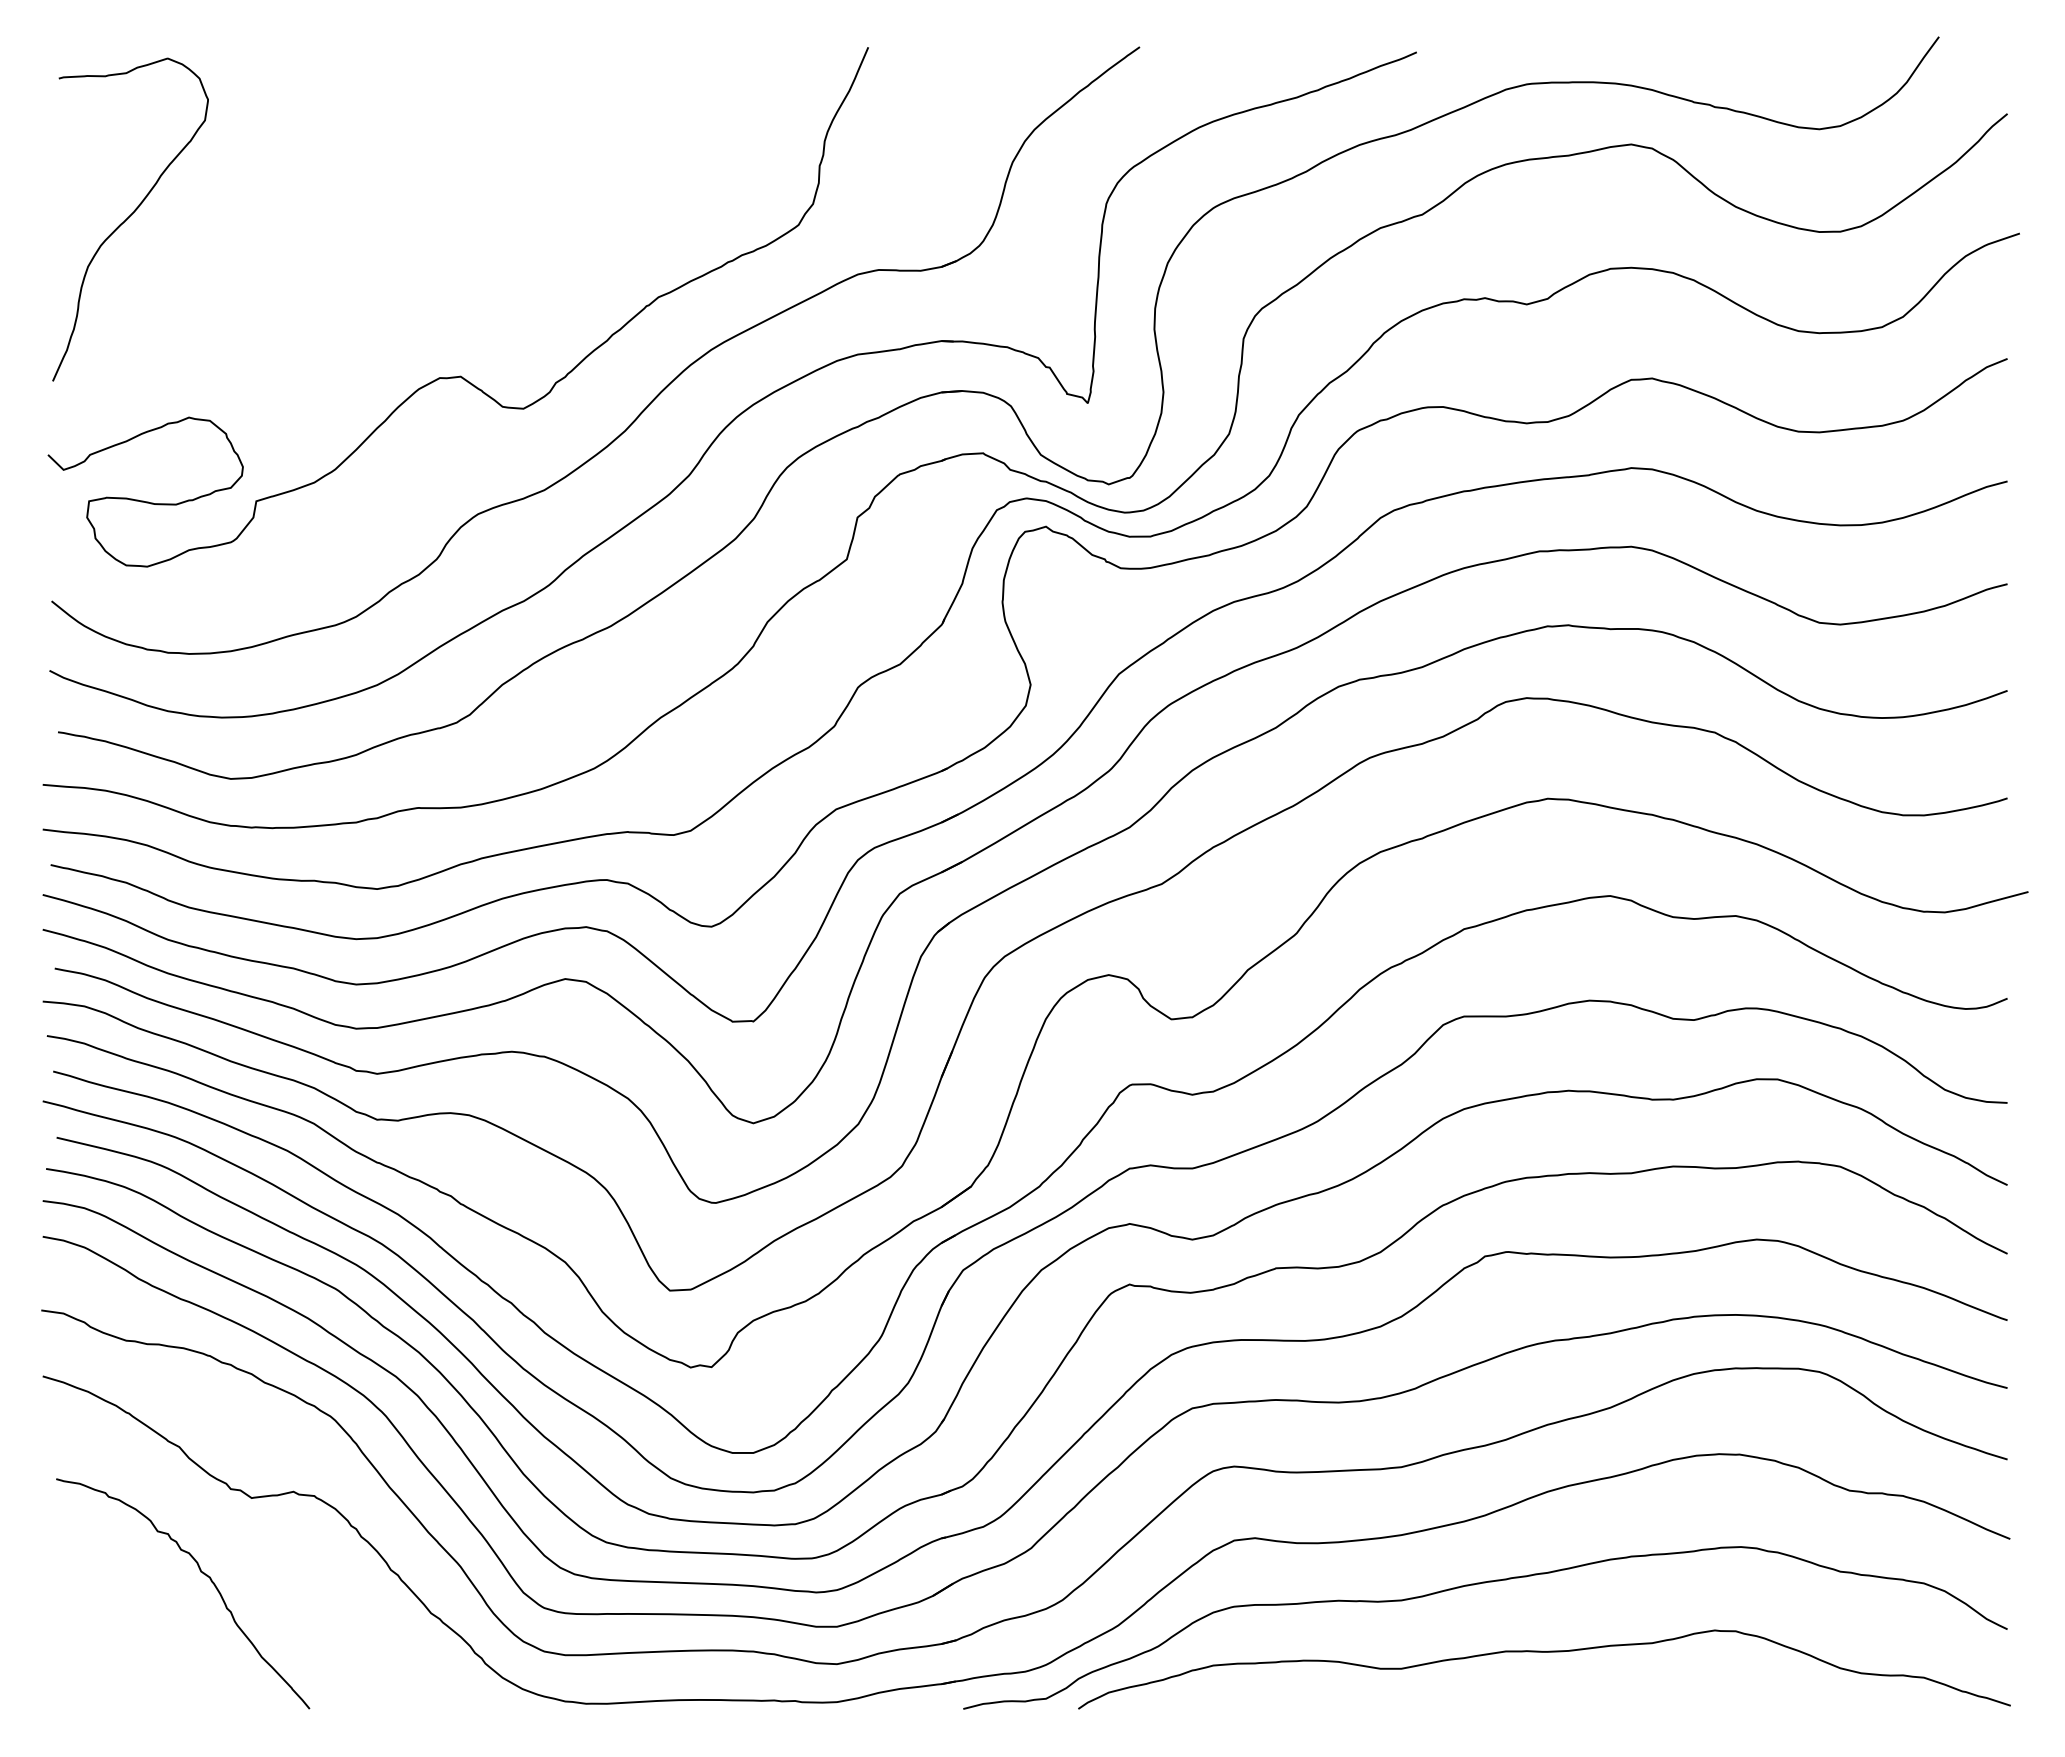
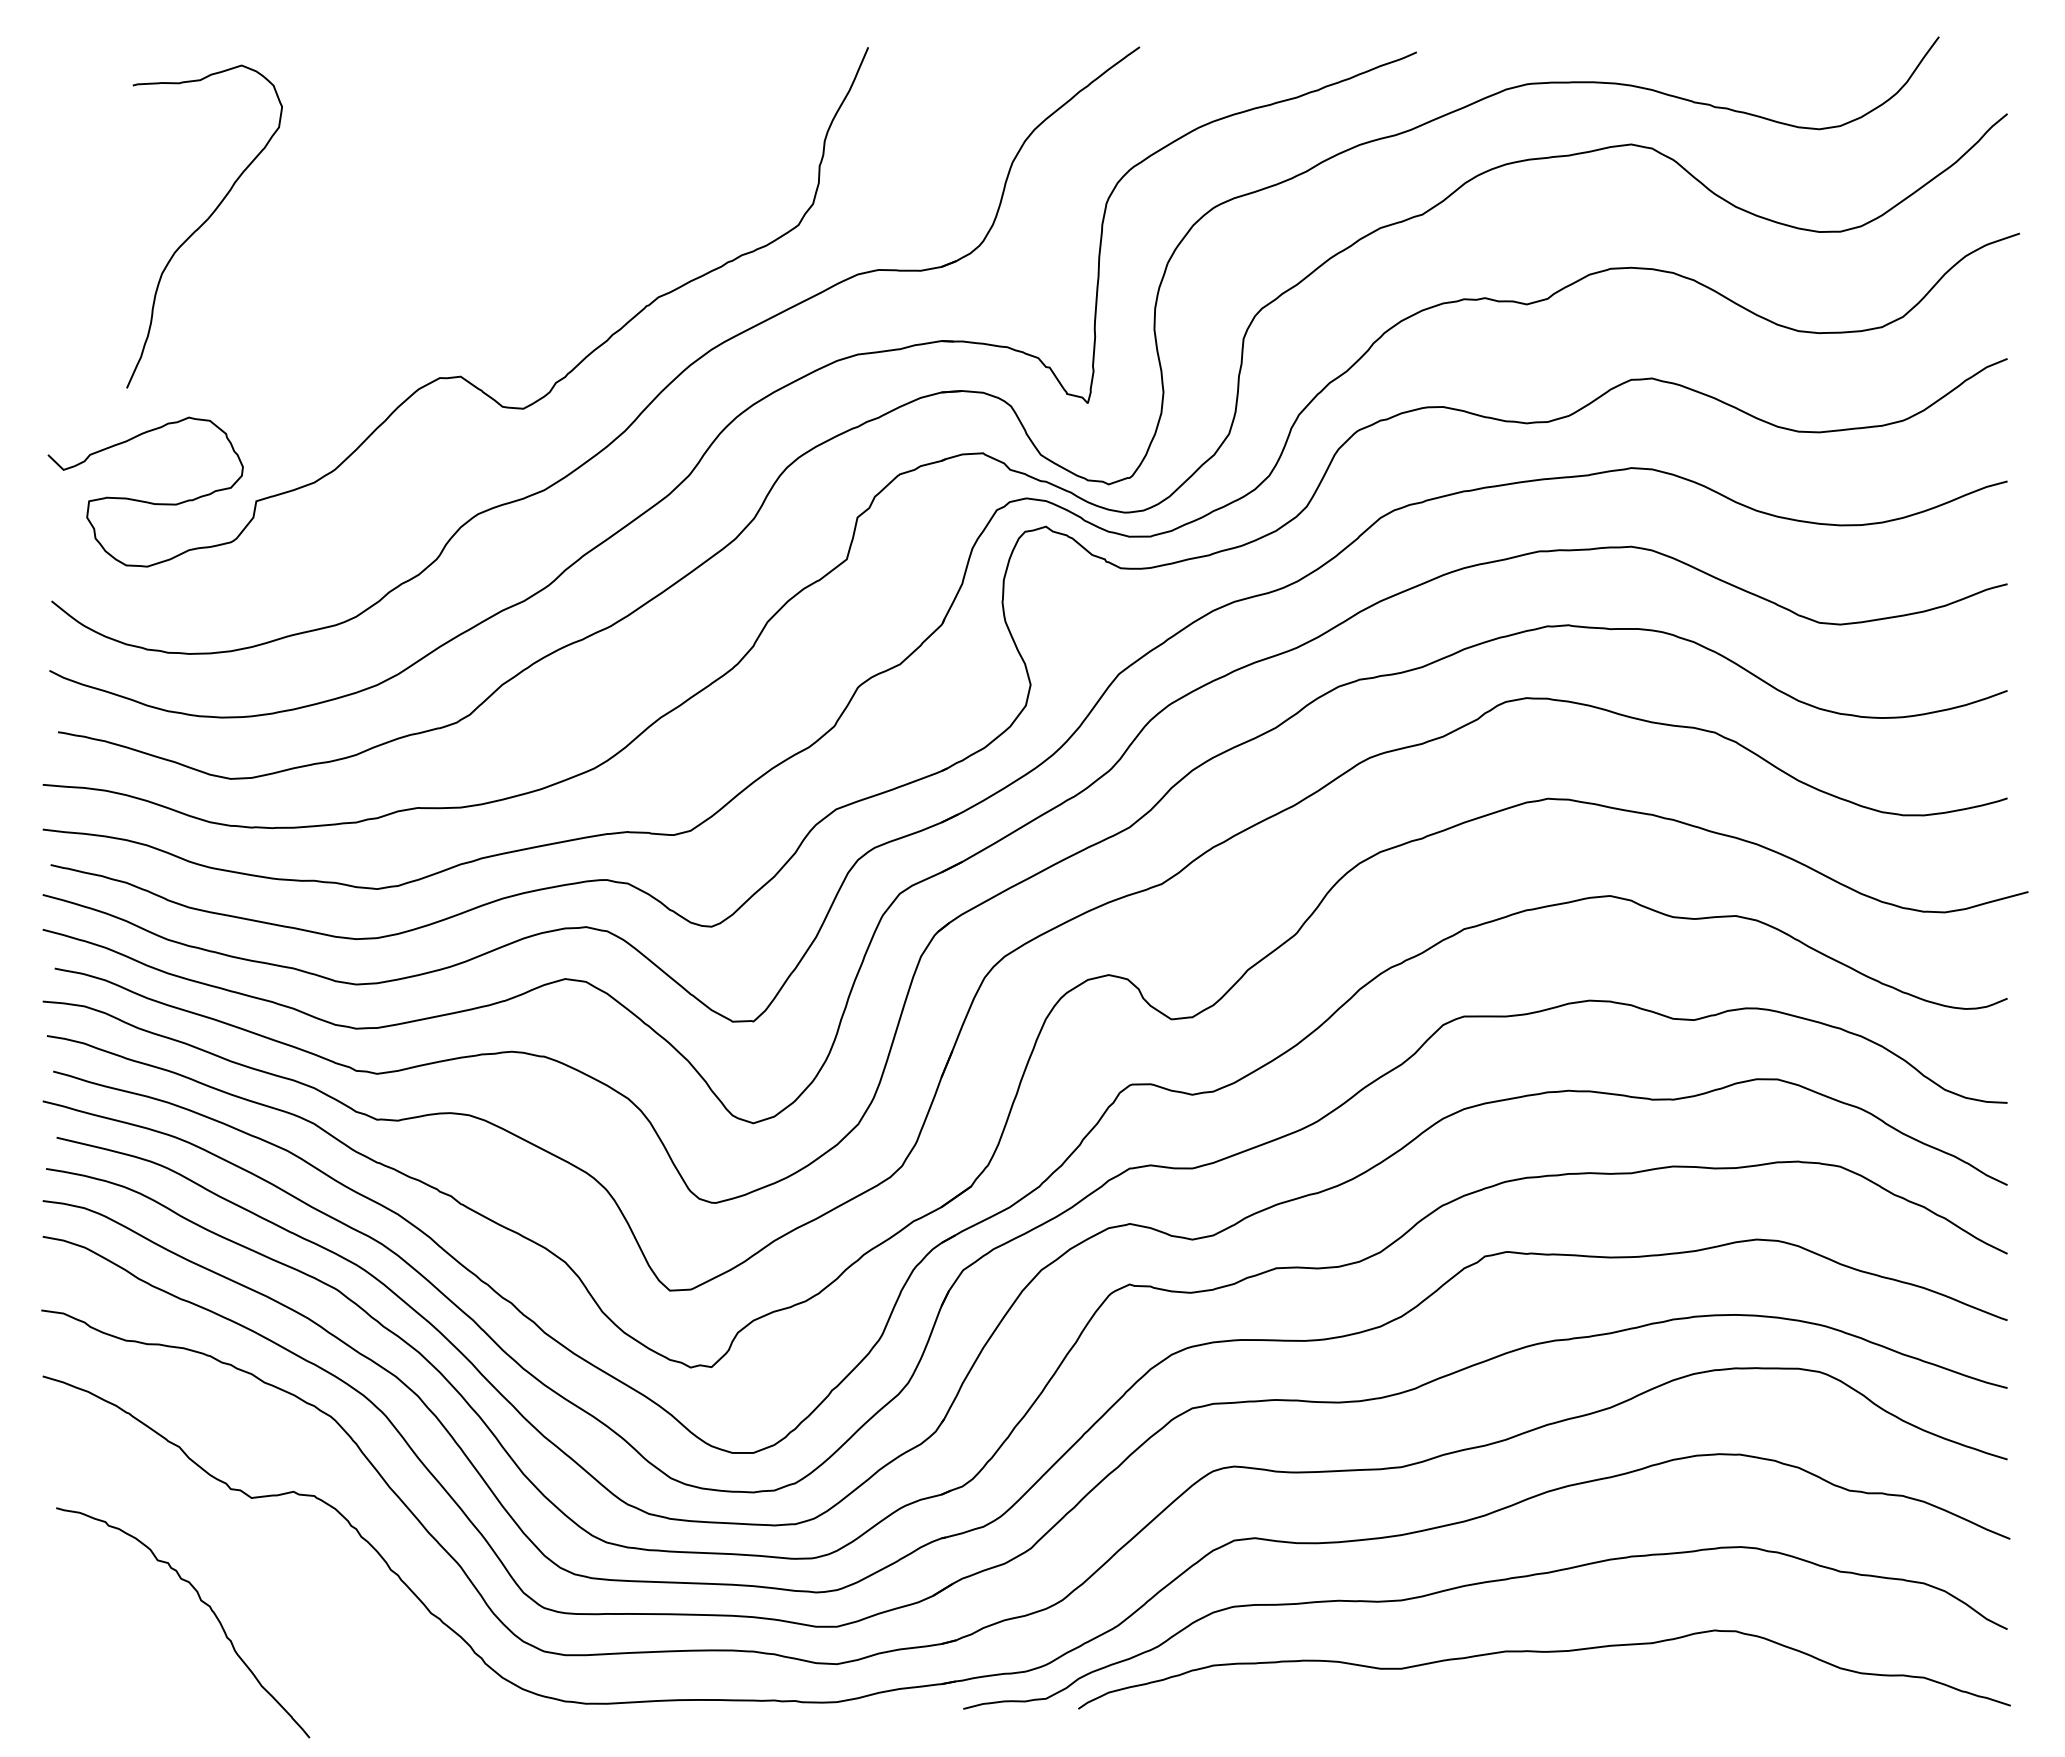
curve position: (129, 217) -> (203, 224) (203, 224)
curve position: (200, 1572) -> (200, 1601) (200, 1601)
